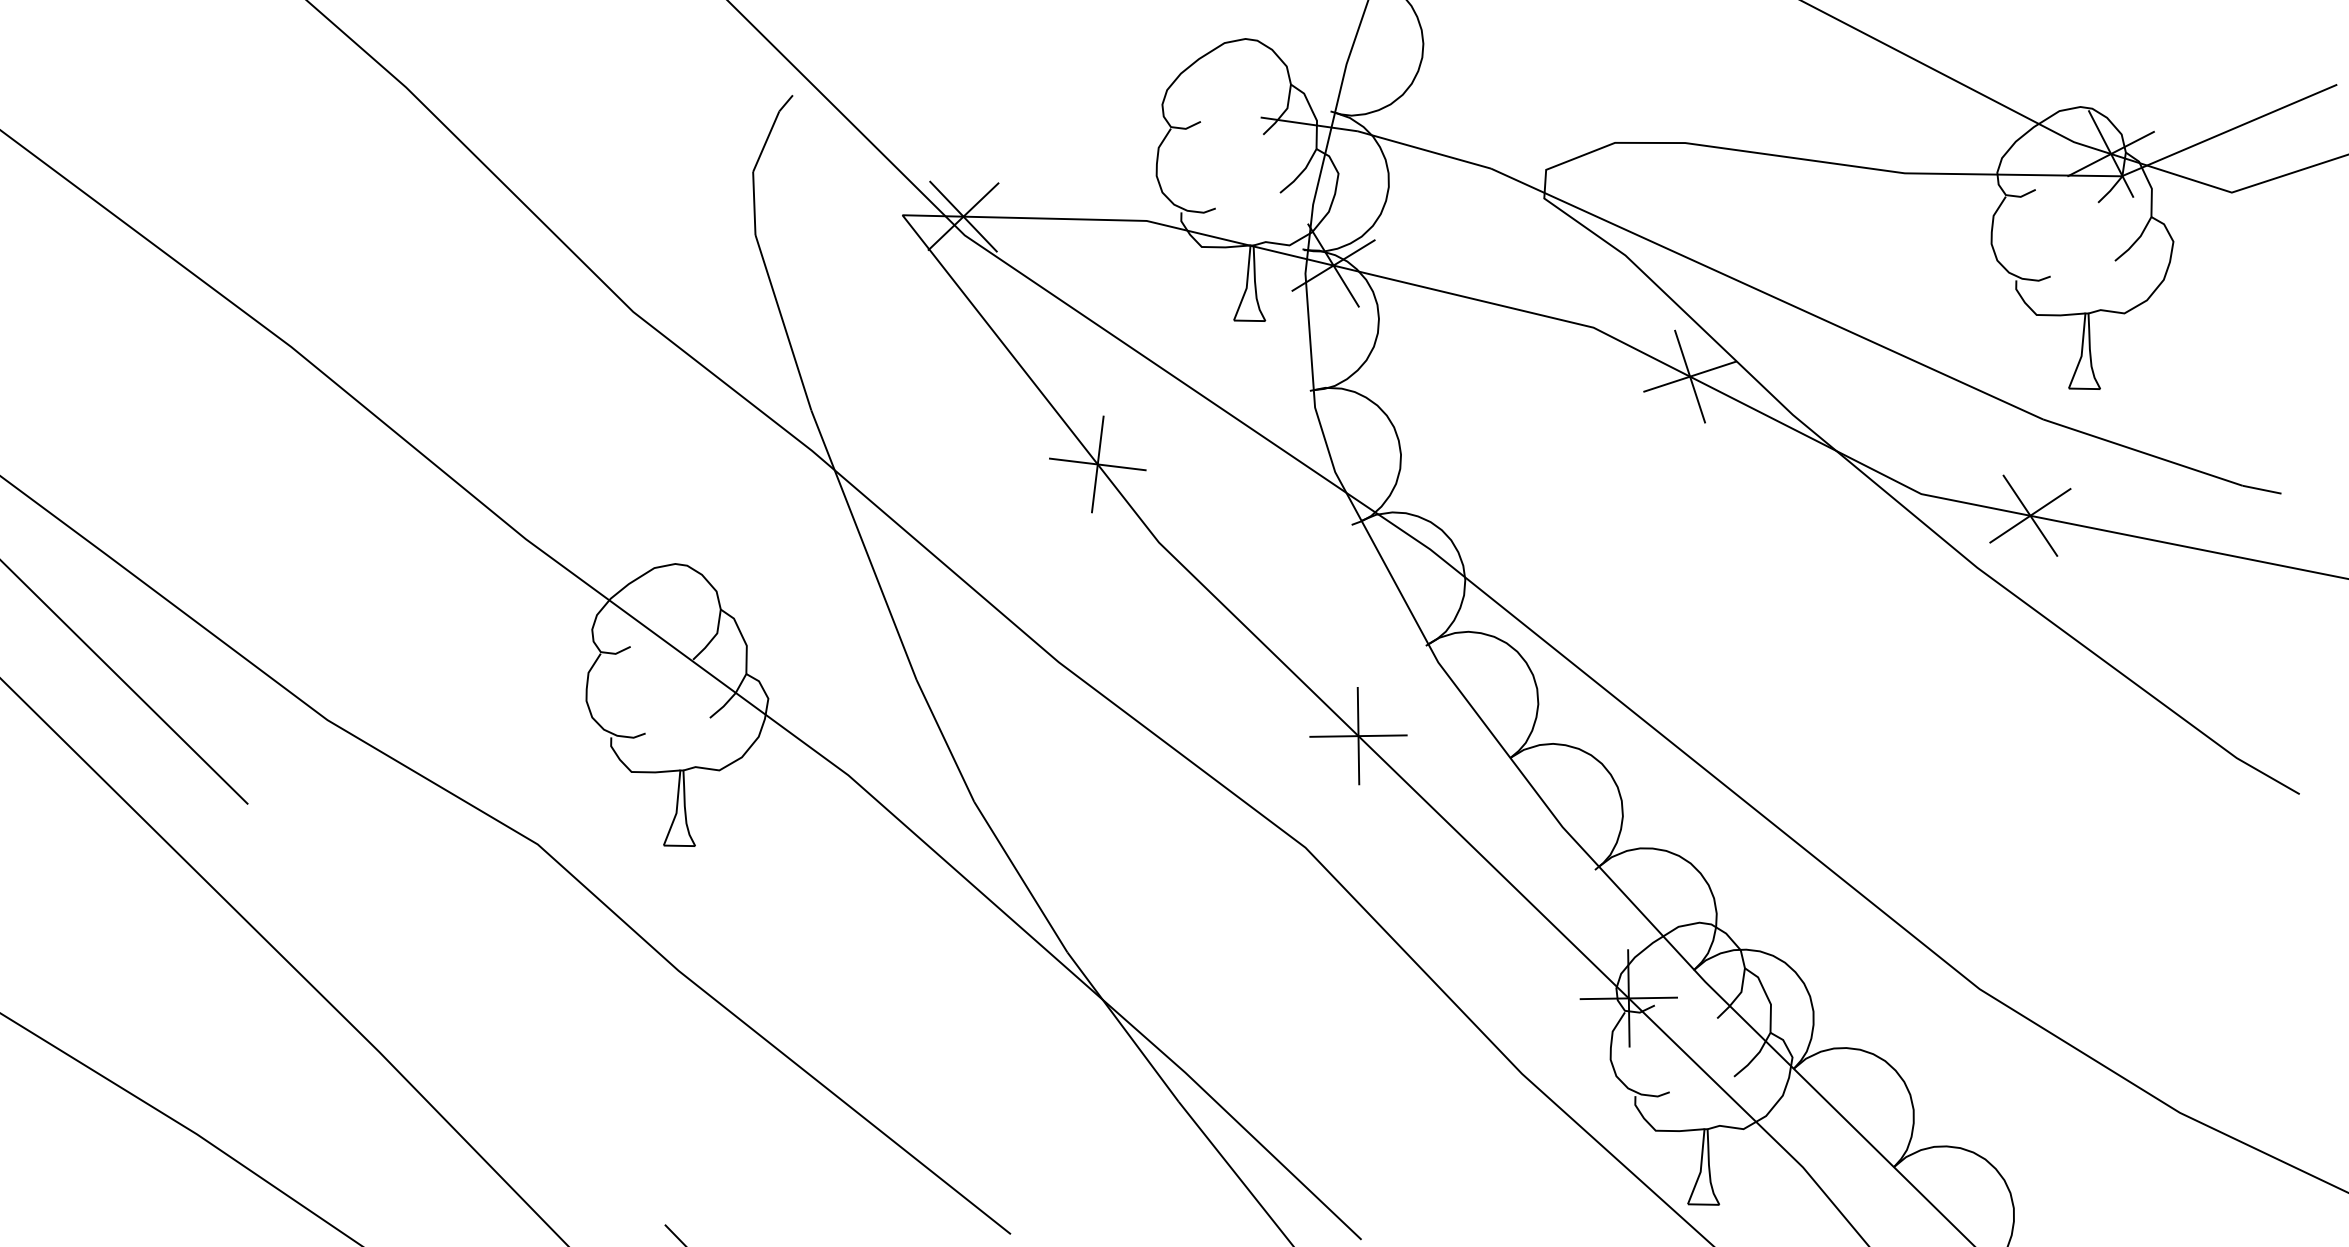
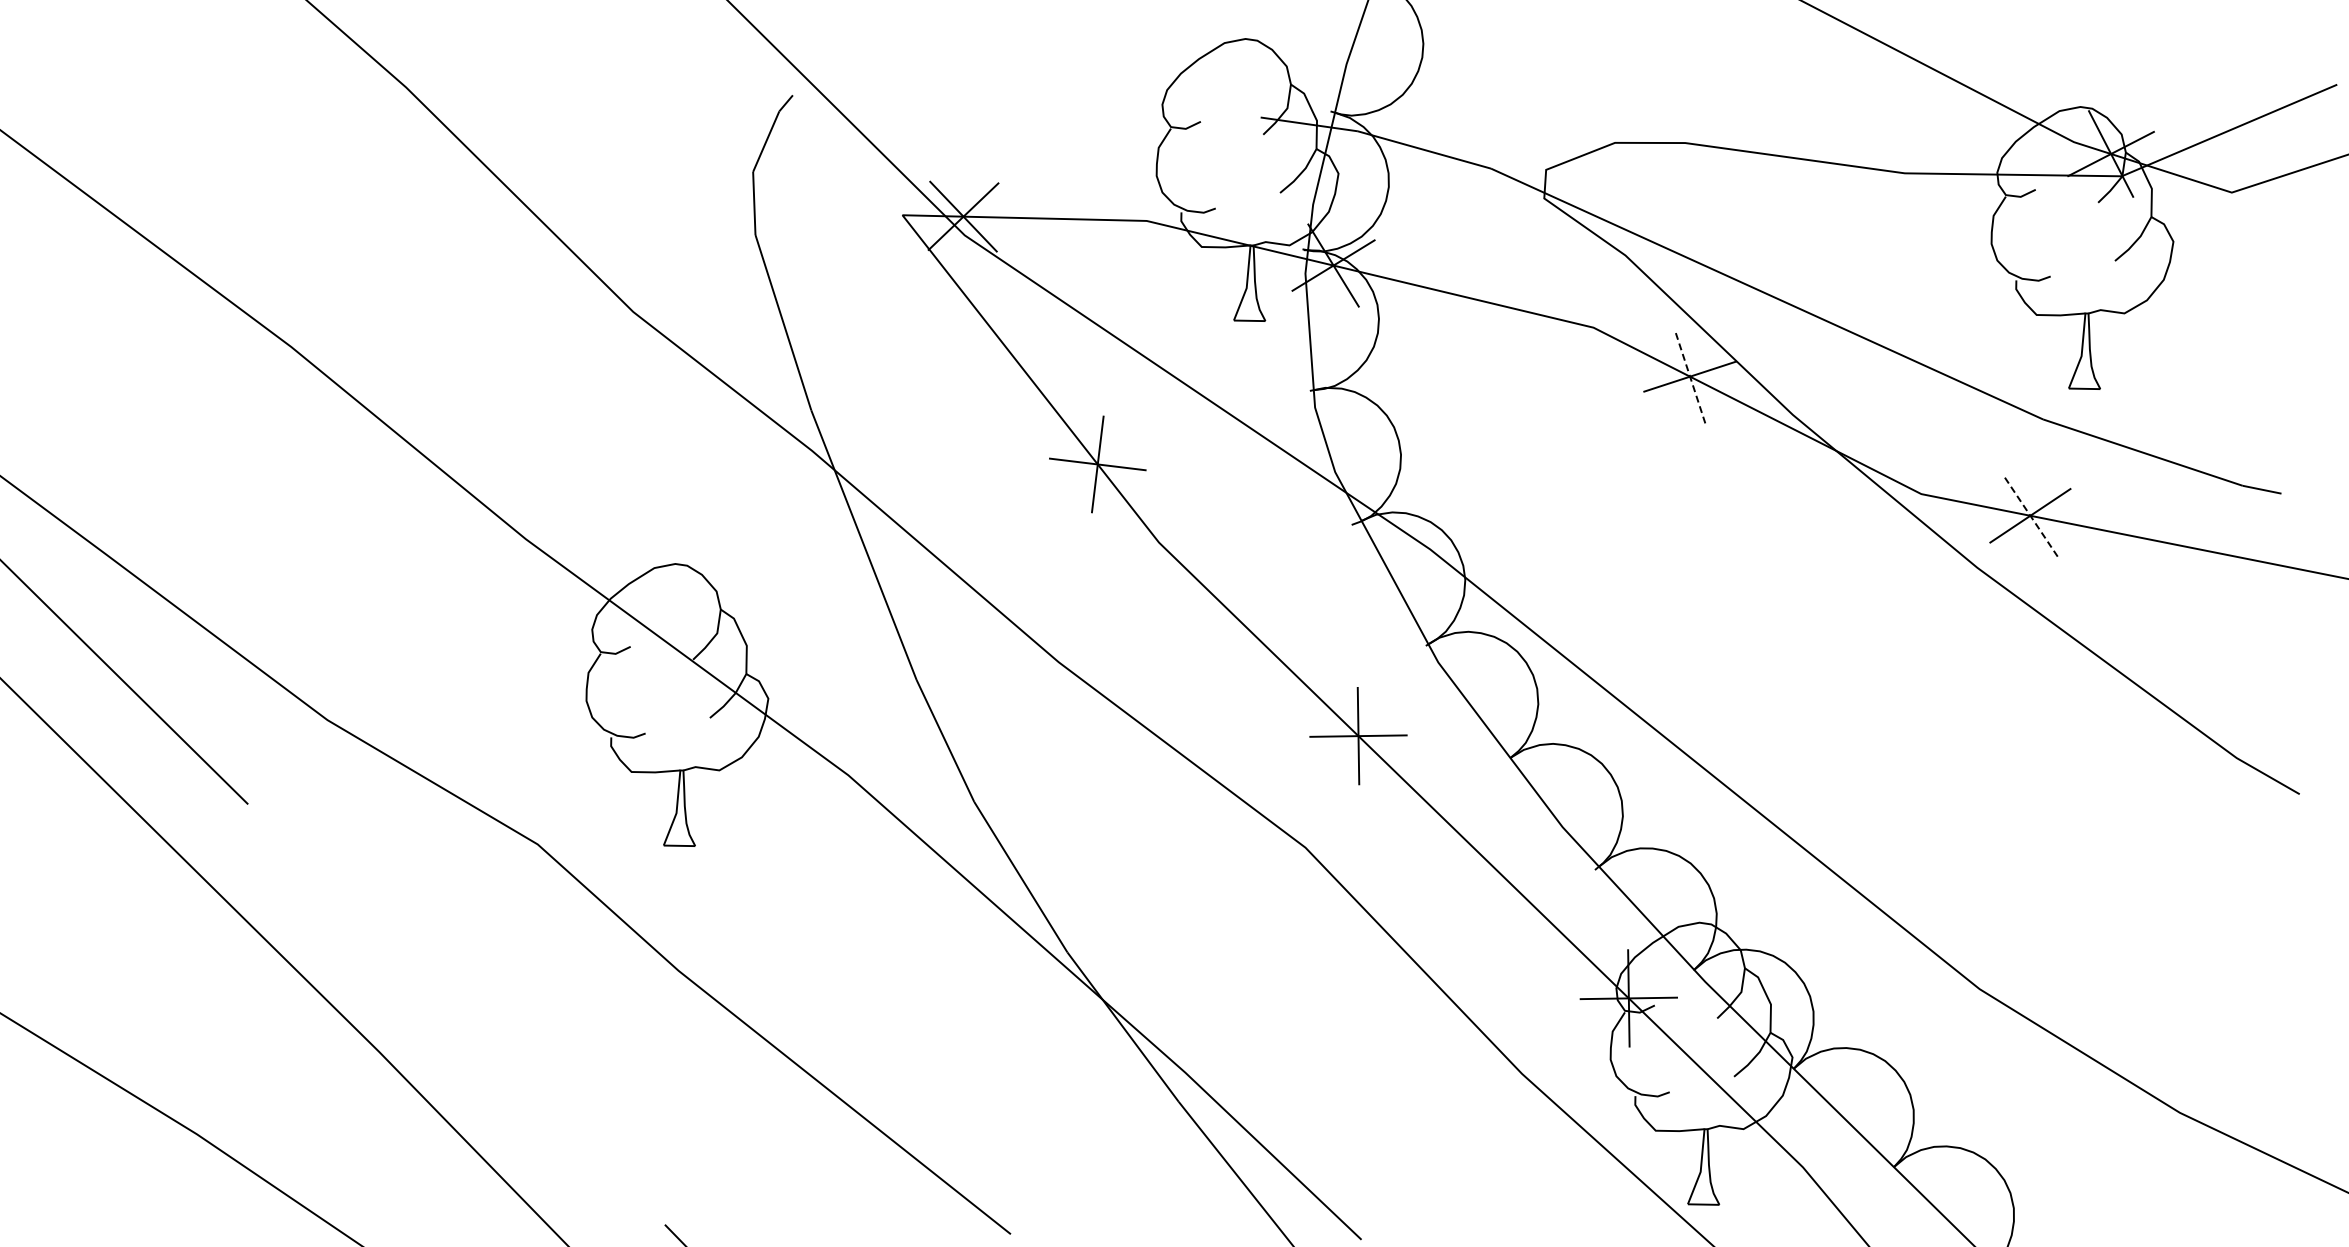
line: solid -> dashed (1690, 376)
line: solid -> dashed (2030, 515)
